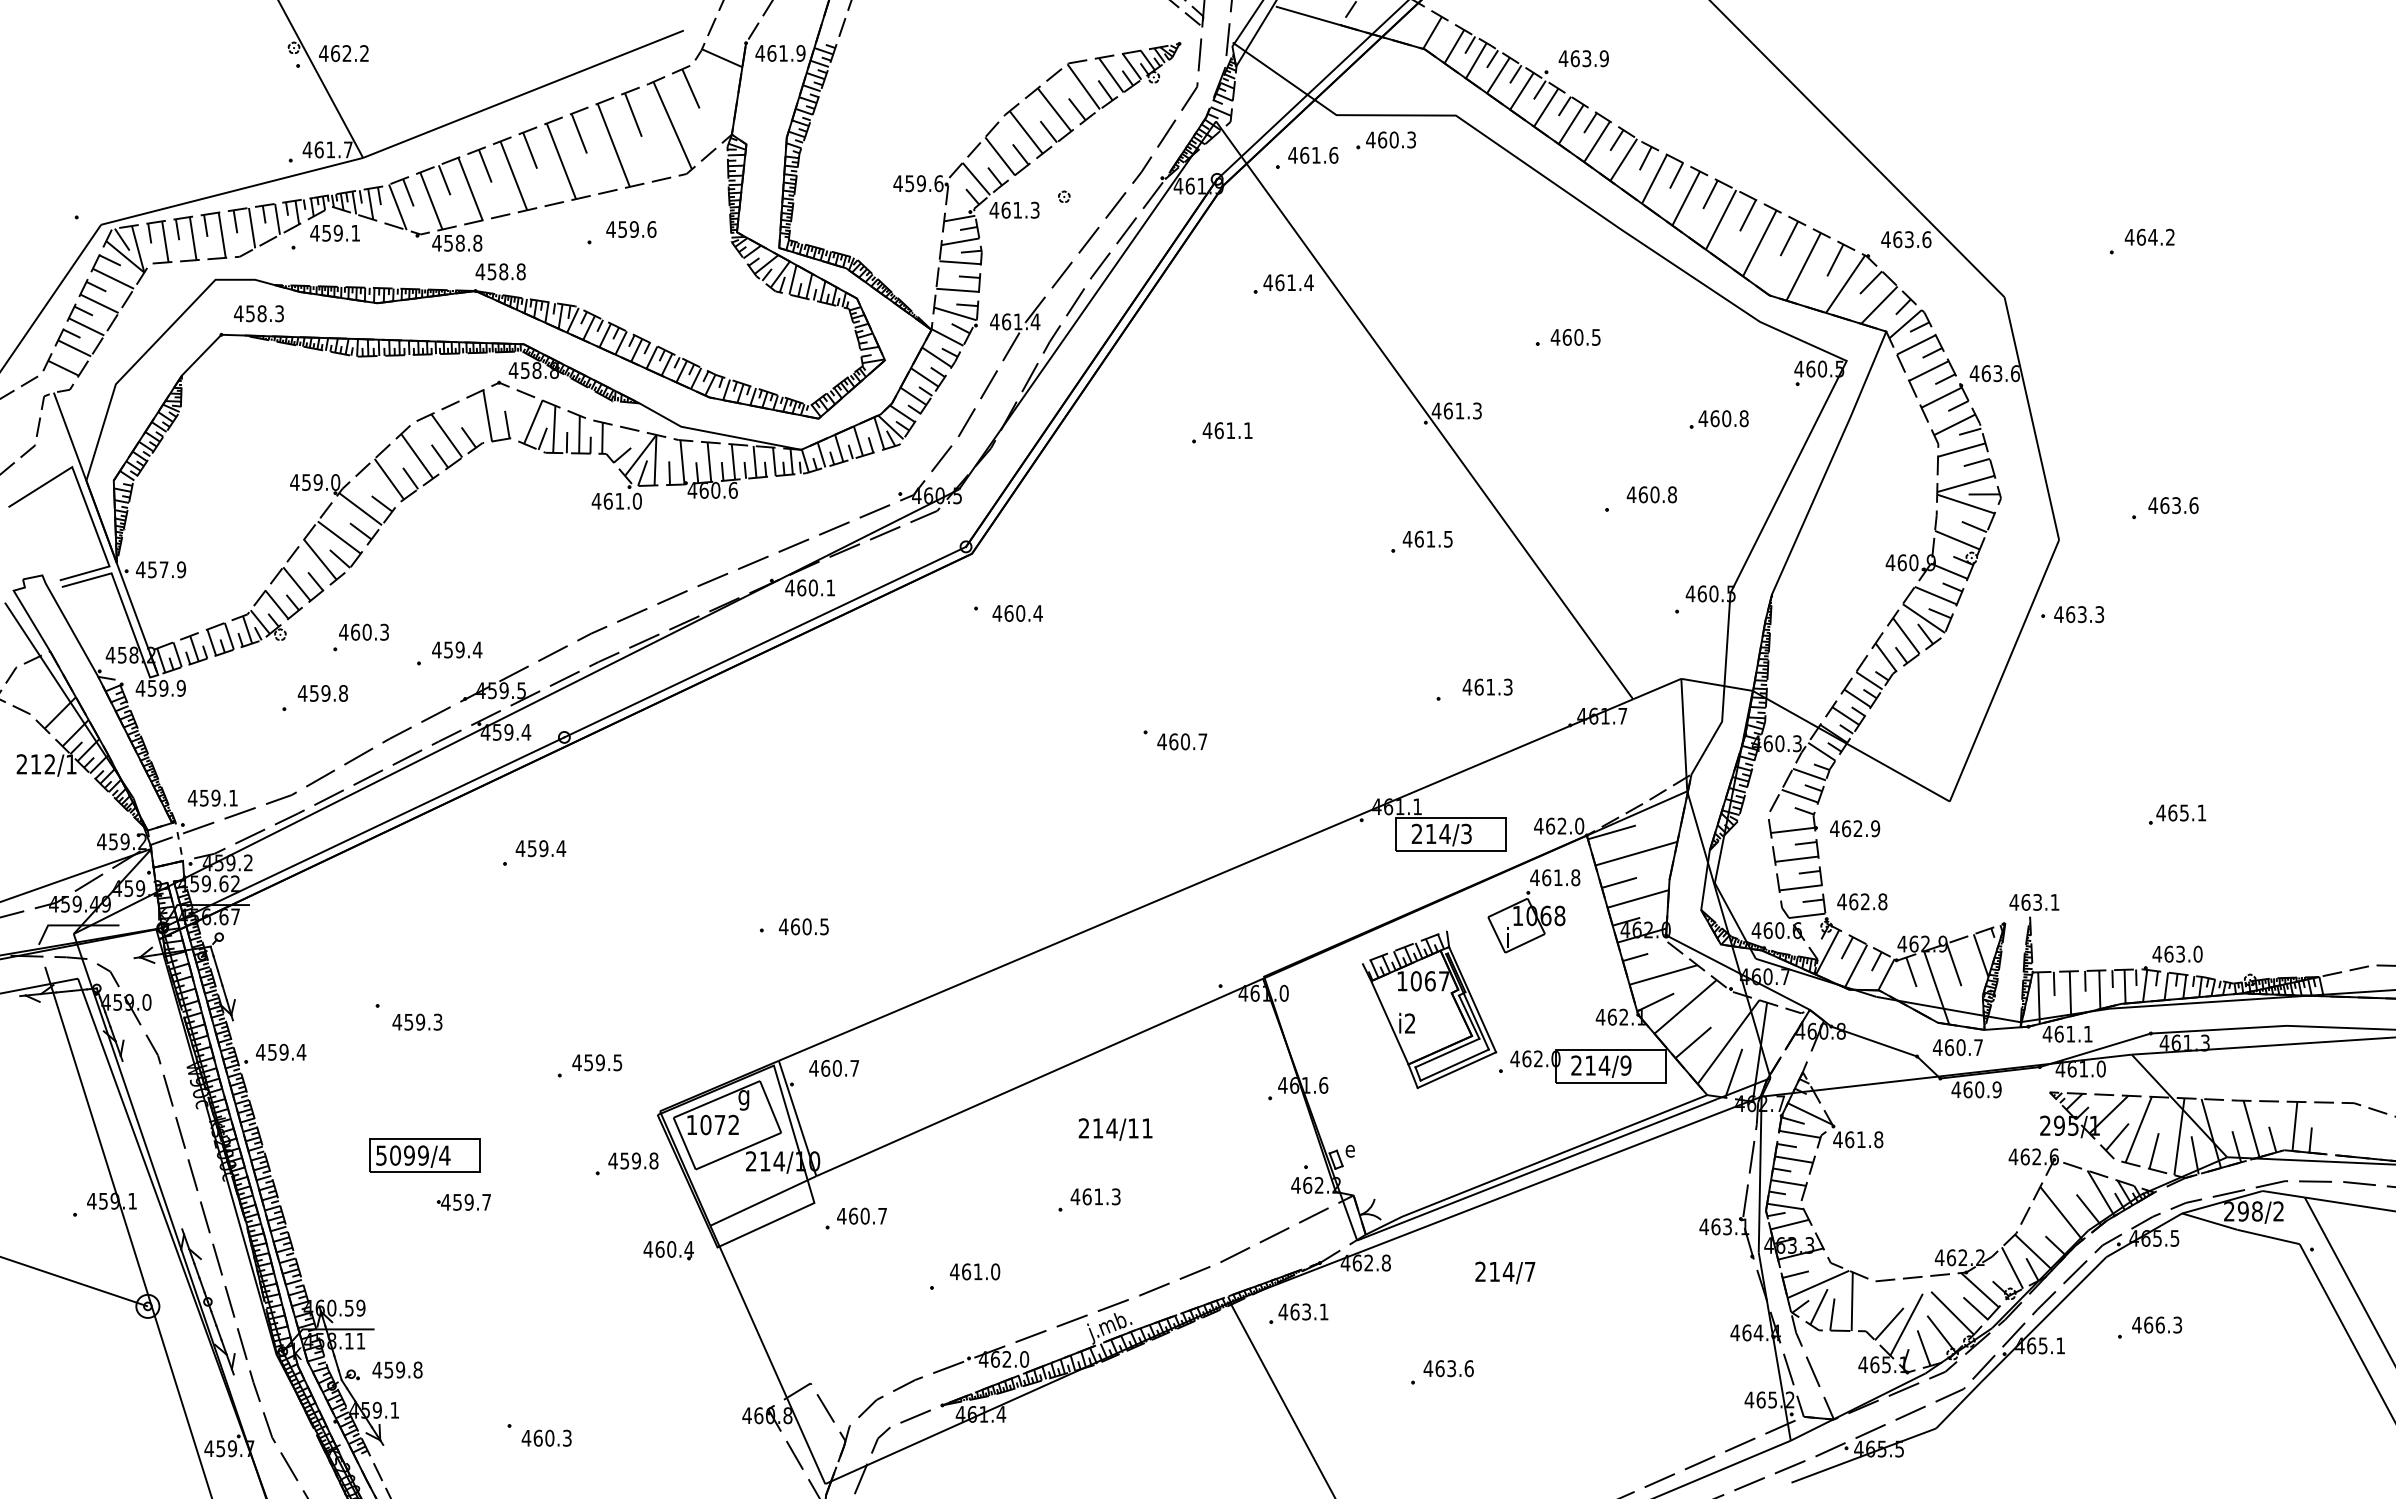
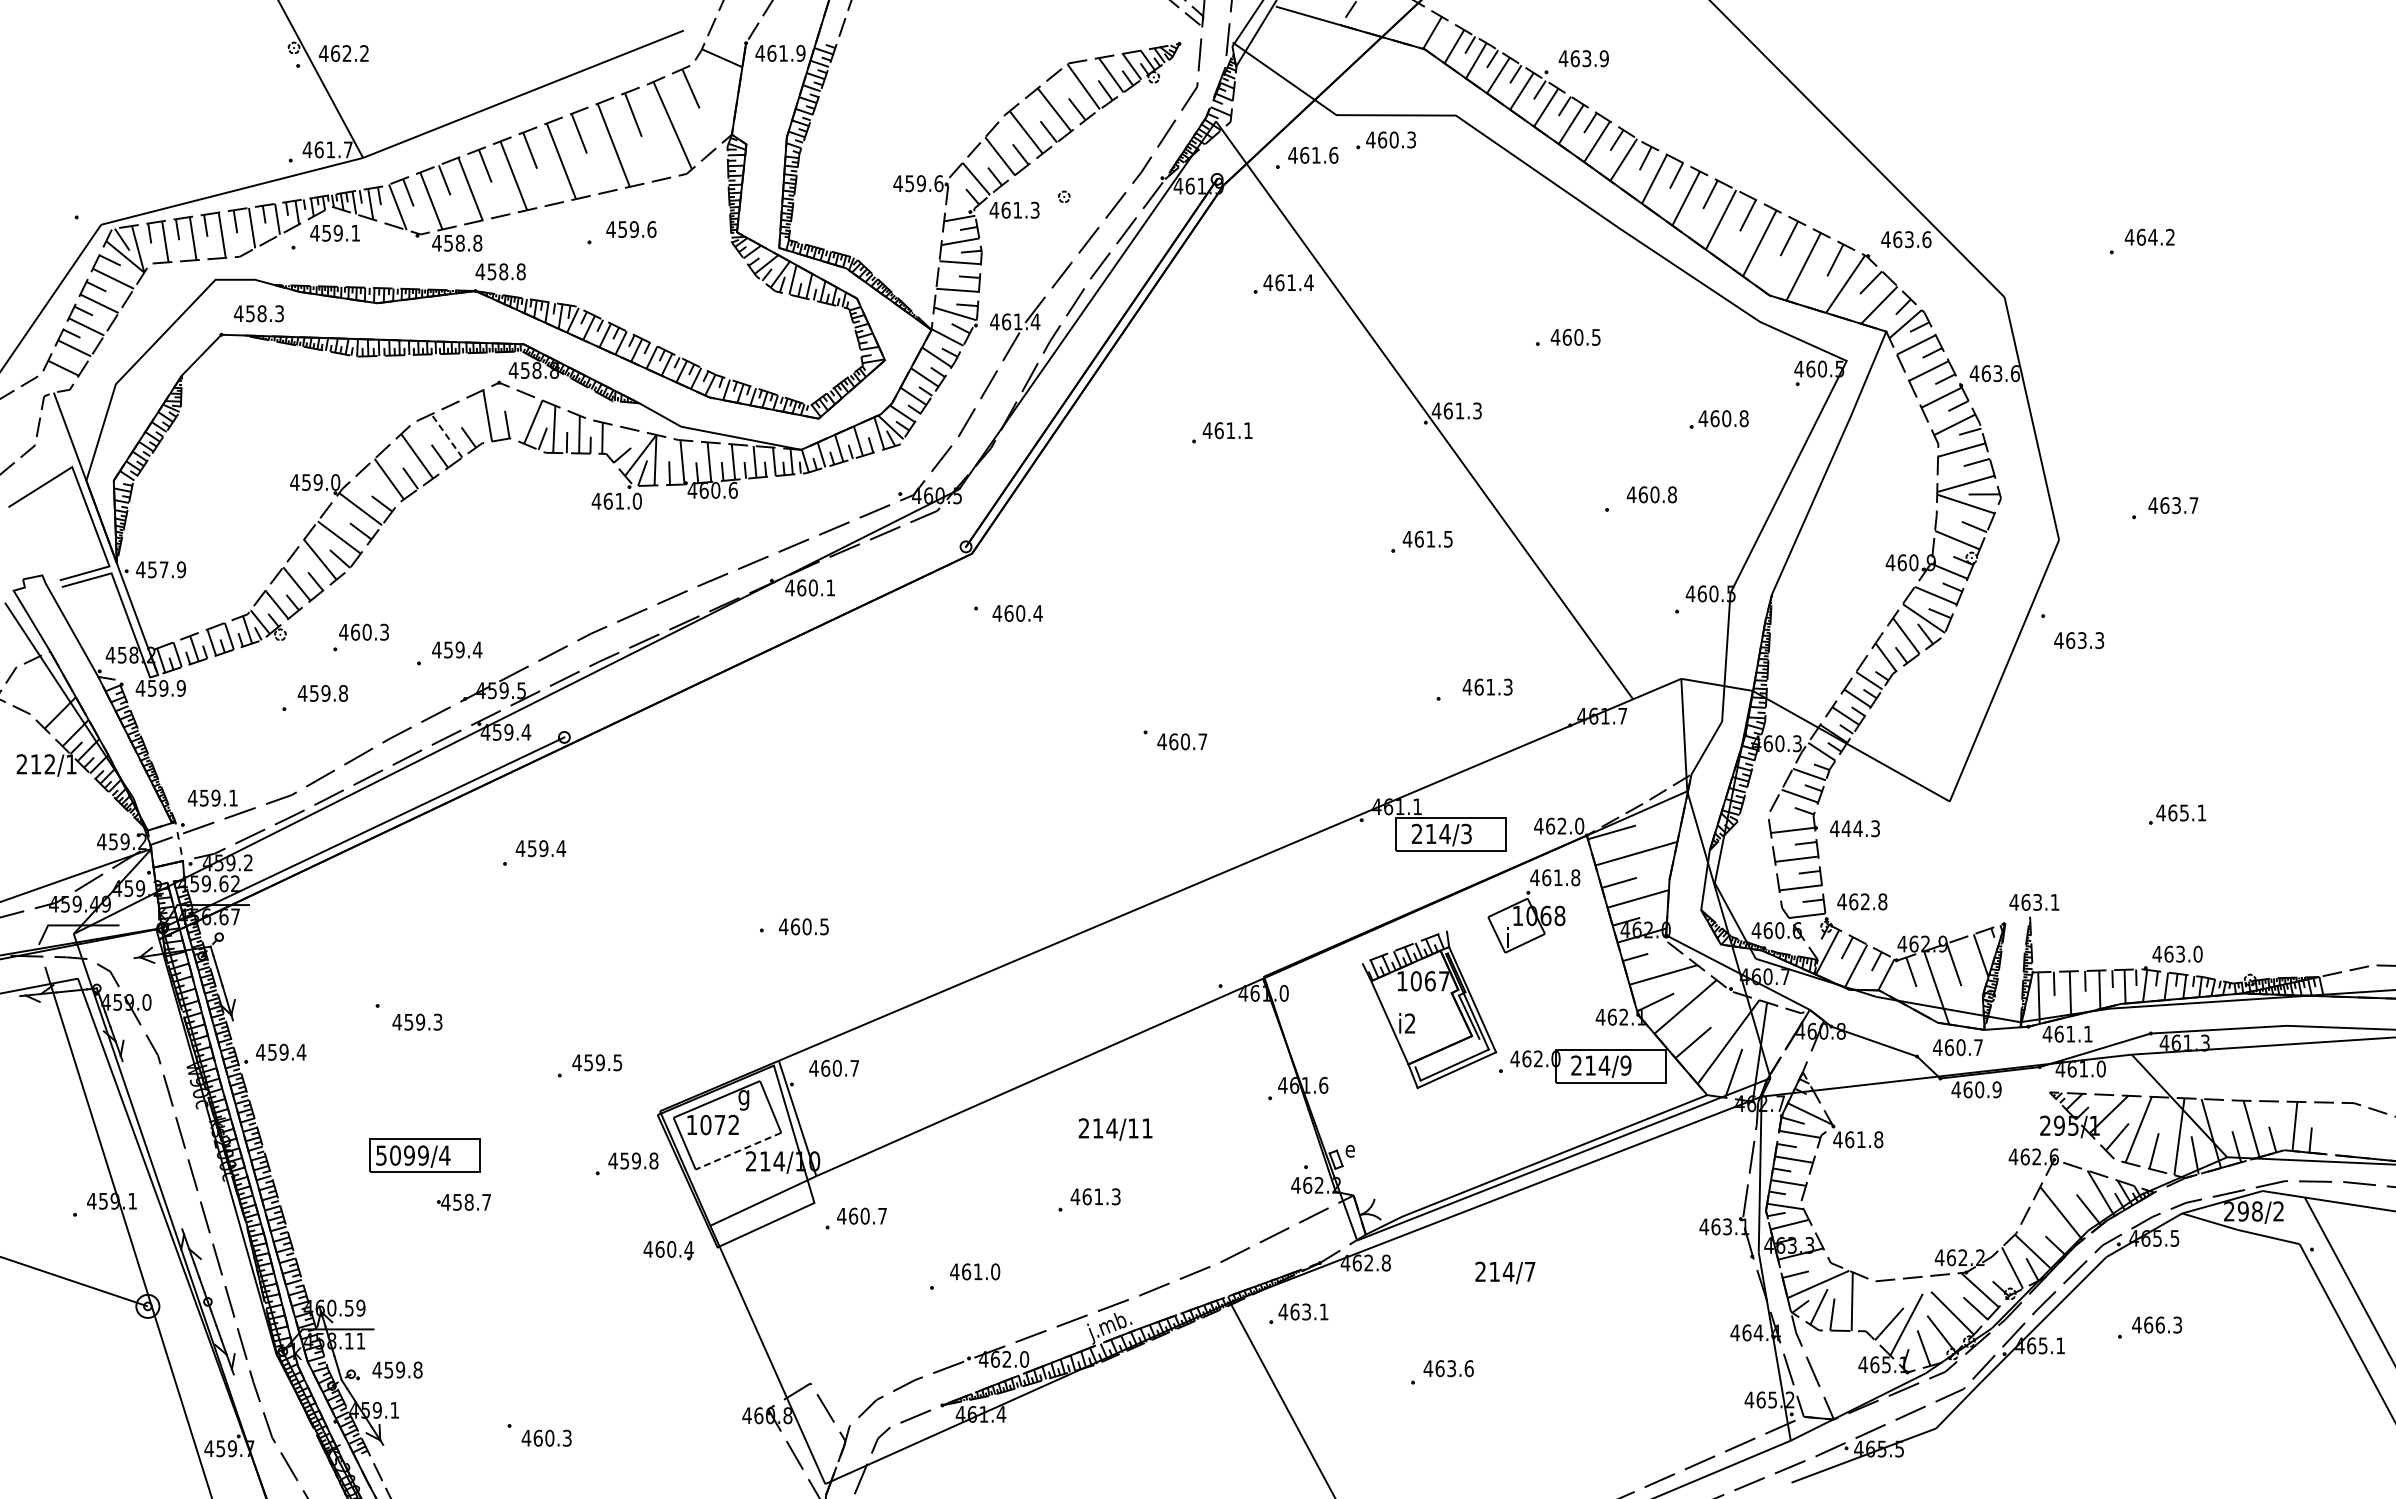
line: present -> none (1311, 90)
line: solid -> dashed (446, 435)
text: 463.6 -> 463.7 (2193, 505)
text position: (2079, 614) -> (2079, 640) (2079, 640)
line: present -> none (765, 641)
text: 462.9 -> 444.3 (1860, 828)
line: present -> none (1447, 1052)
line: solid -> dashed (738, 1151)
text: 459.7 -> 458.7 (468, 1202)
